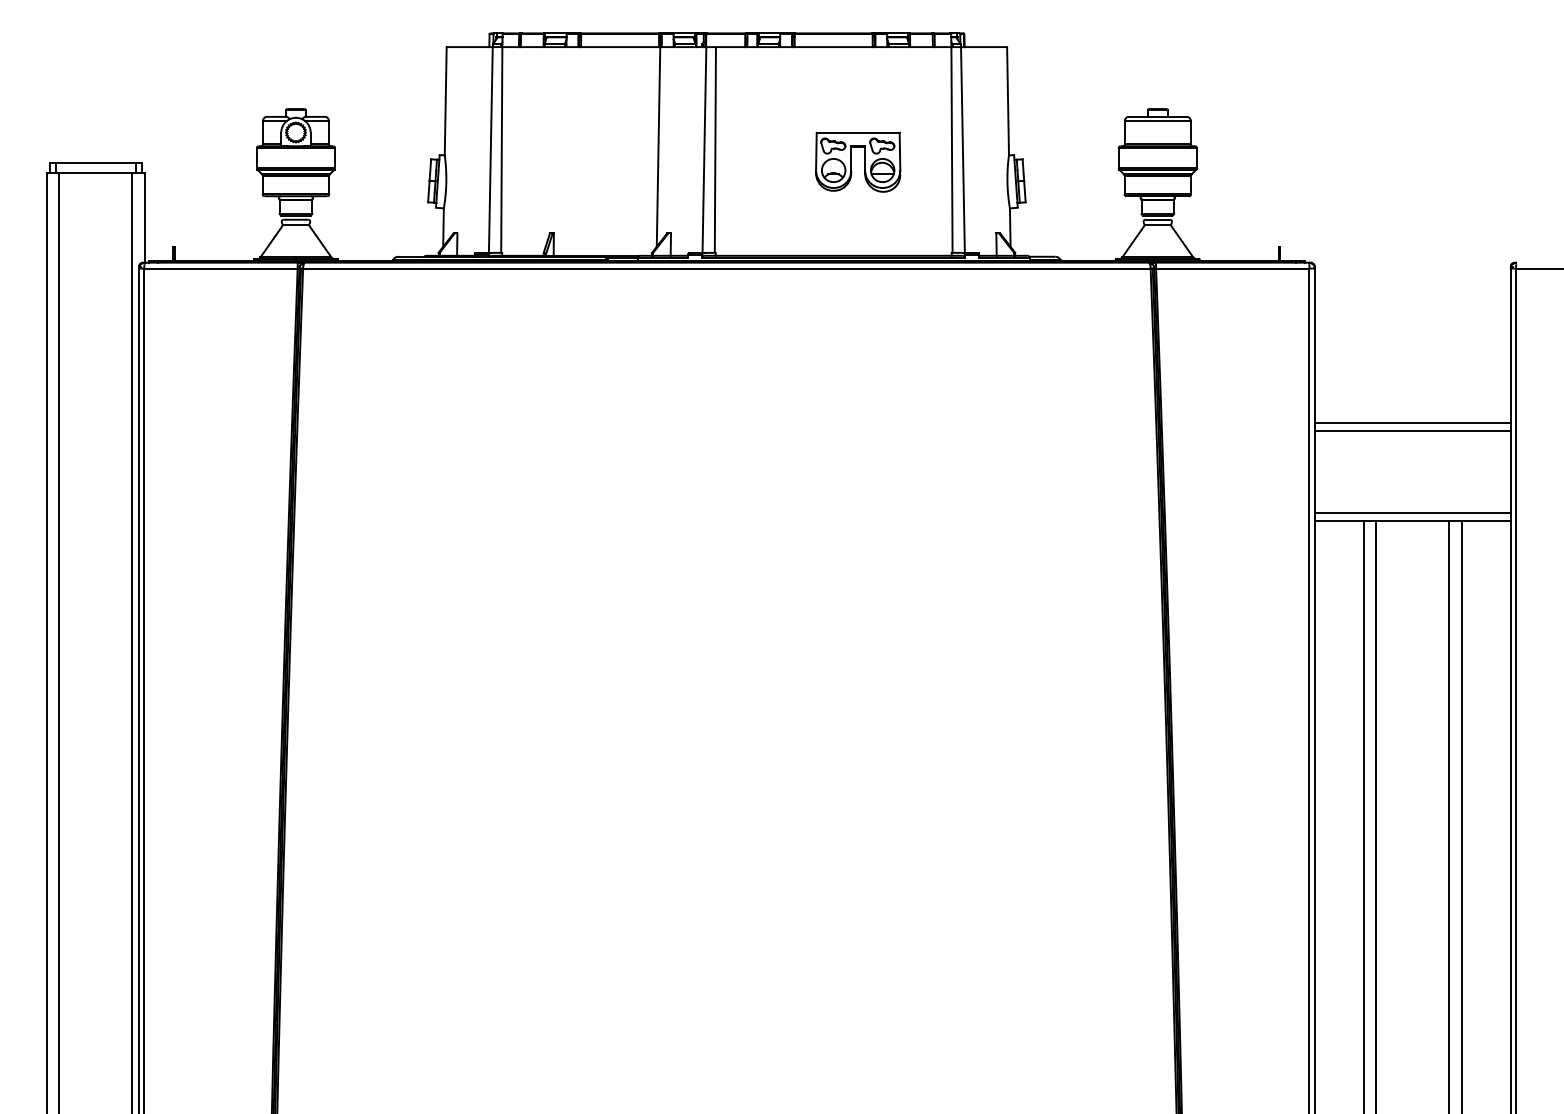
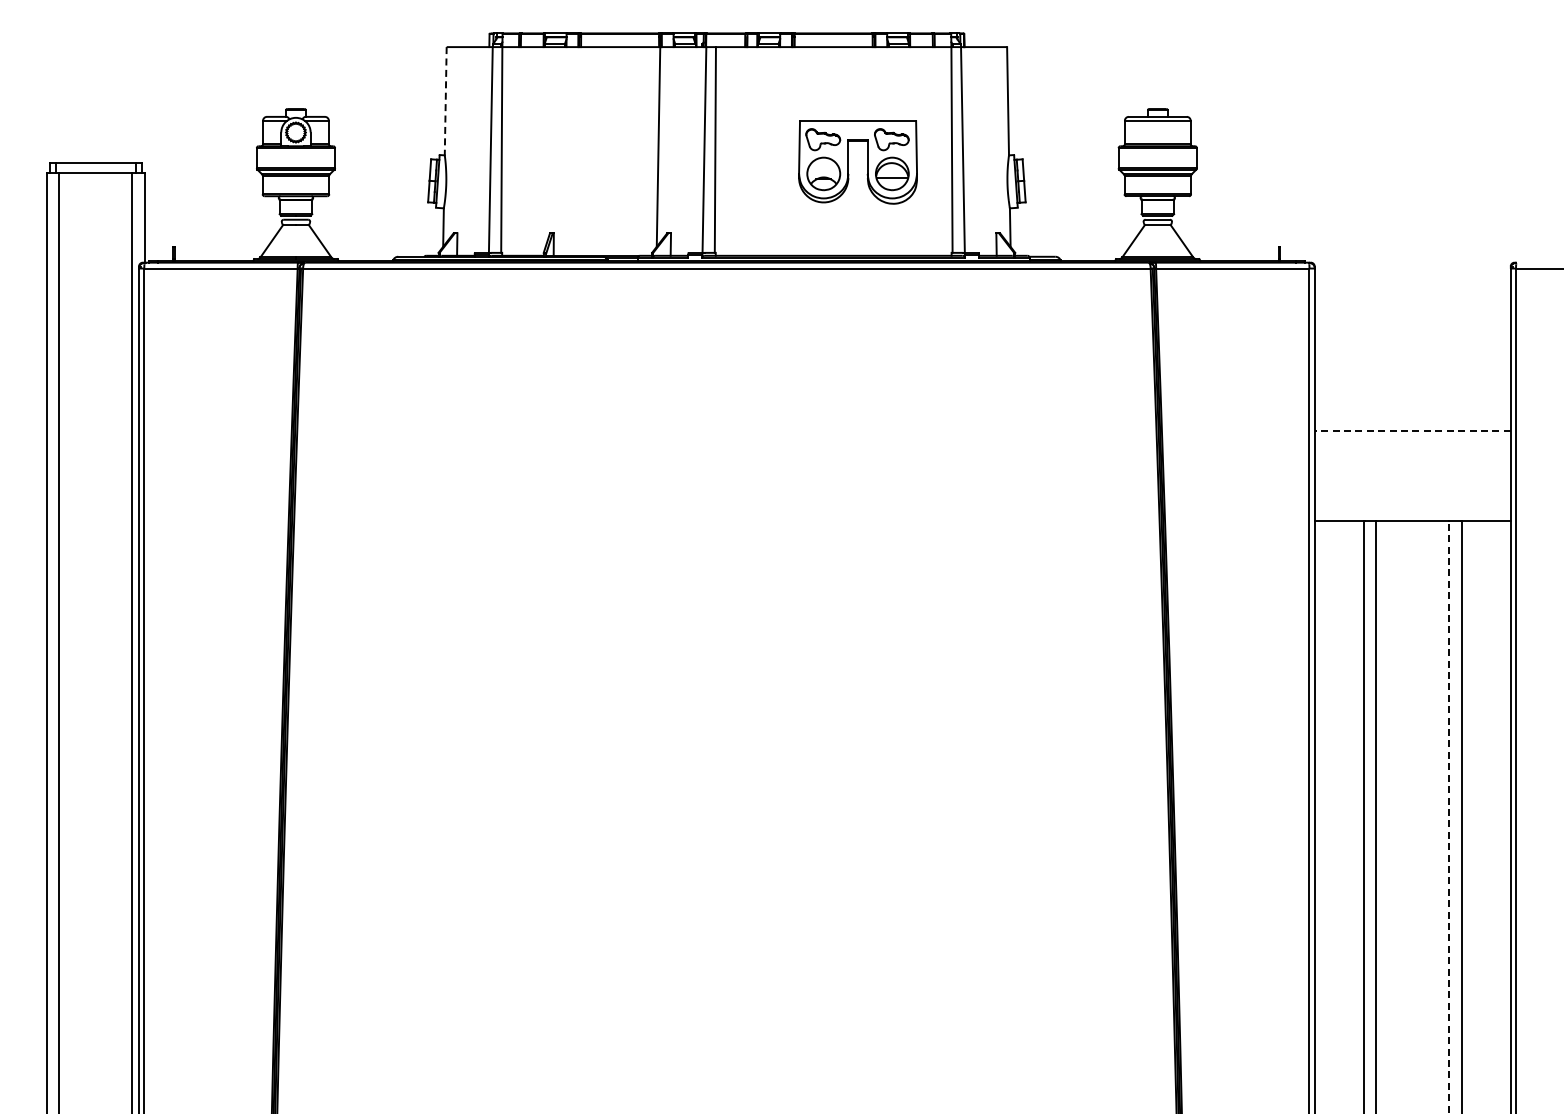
line: solid -> dashed (445, 101)
part size: 87x62 px -> 120x85 px (857, 162)
line: present -> none (1412, 423)
line: solid -> dashed (1412, 431)
line: present -> none (1412, 513)
line: solid -> dashed (1449, 817)
